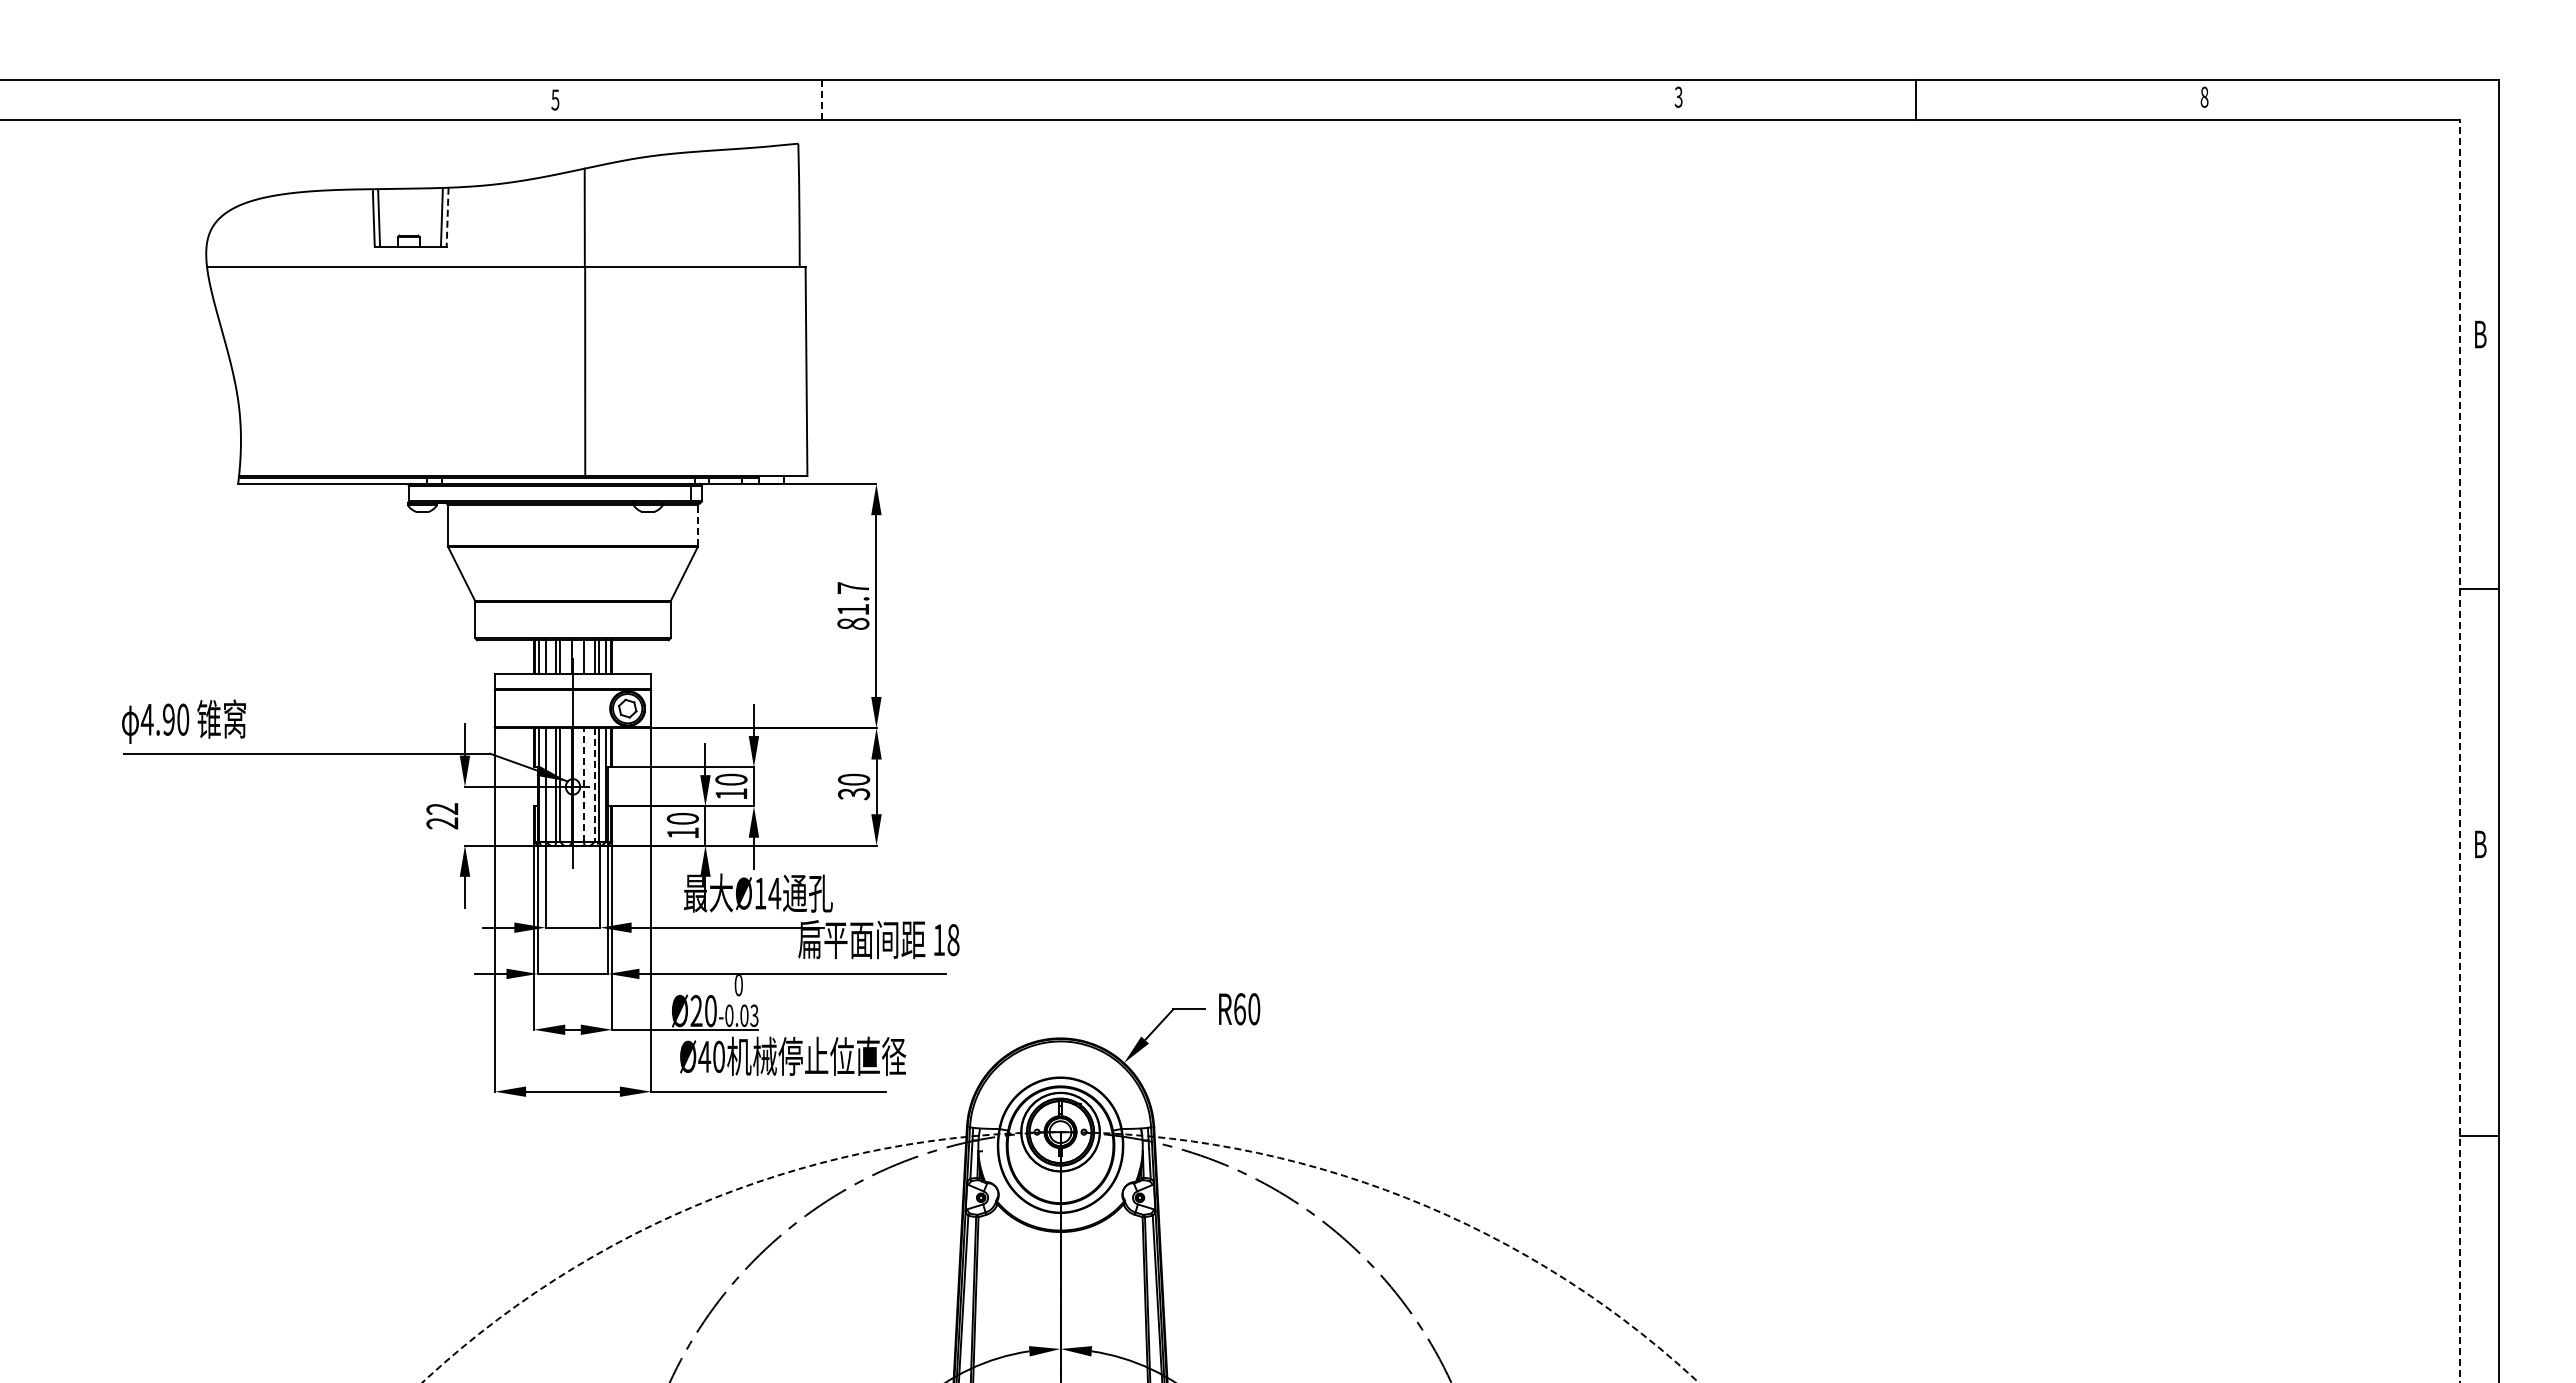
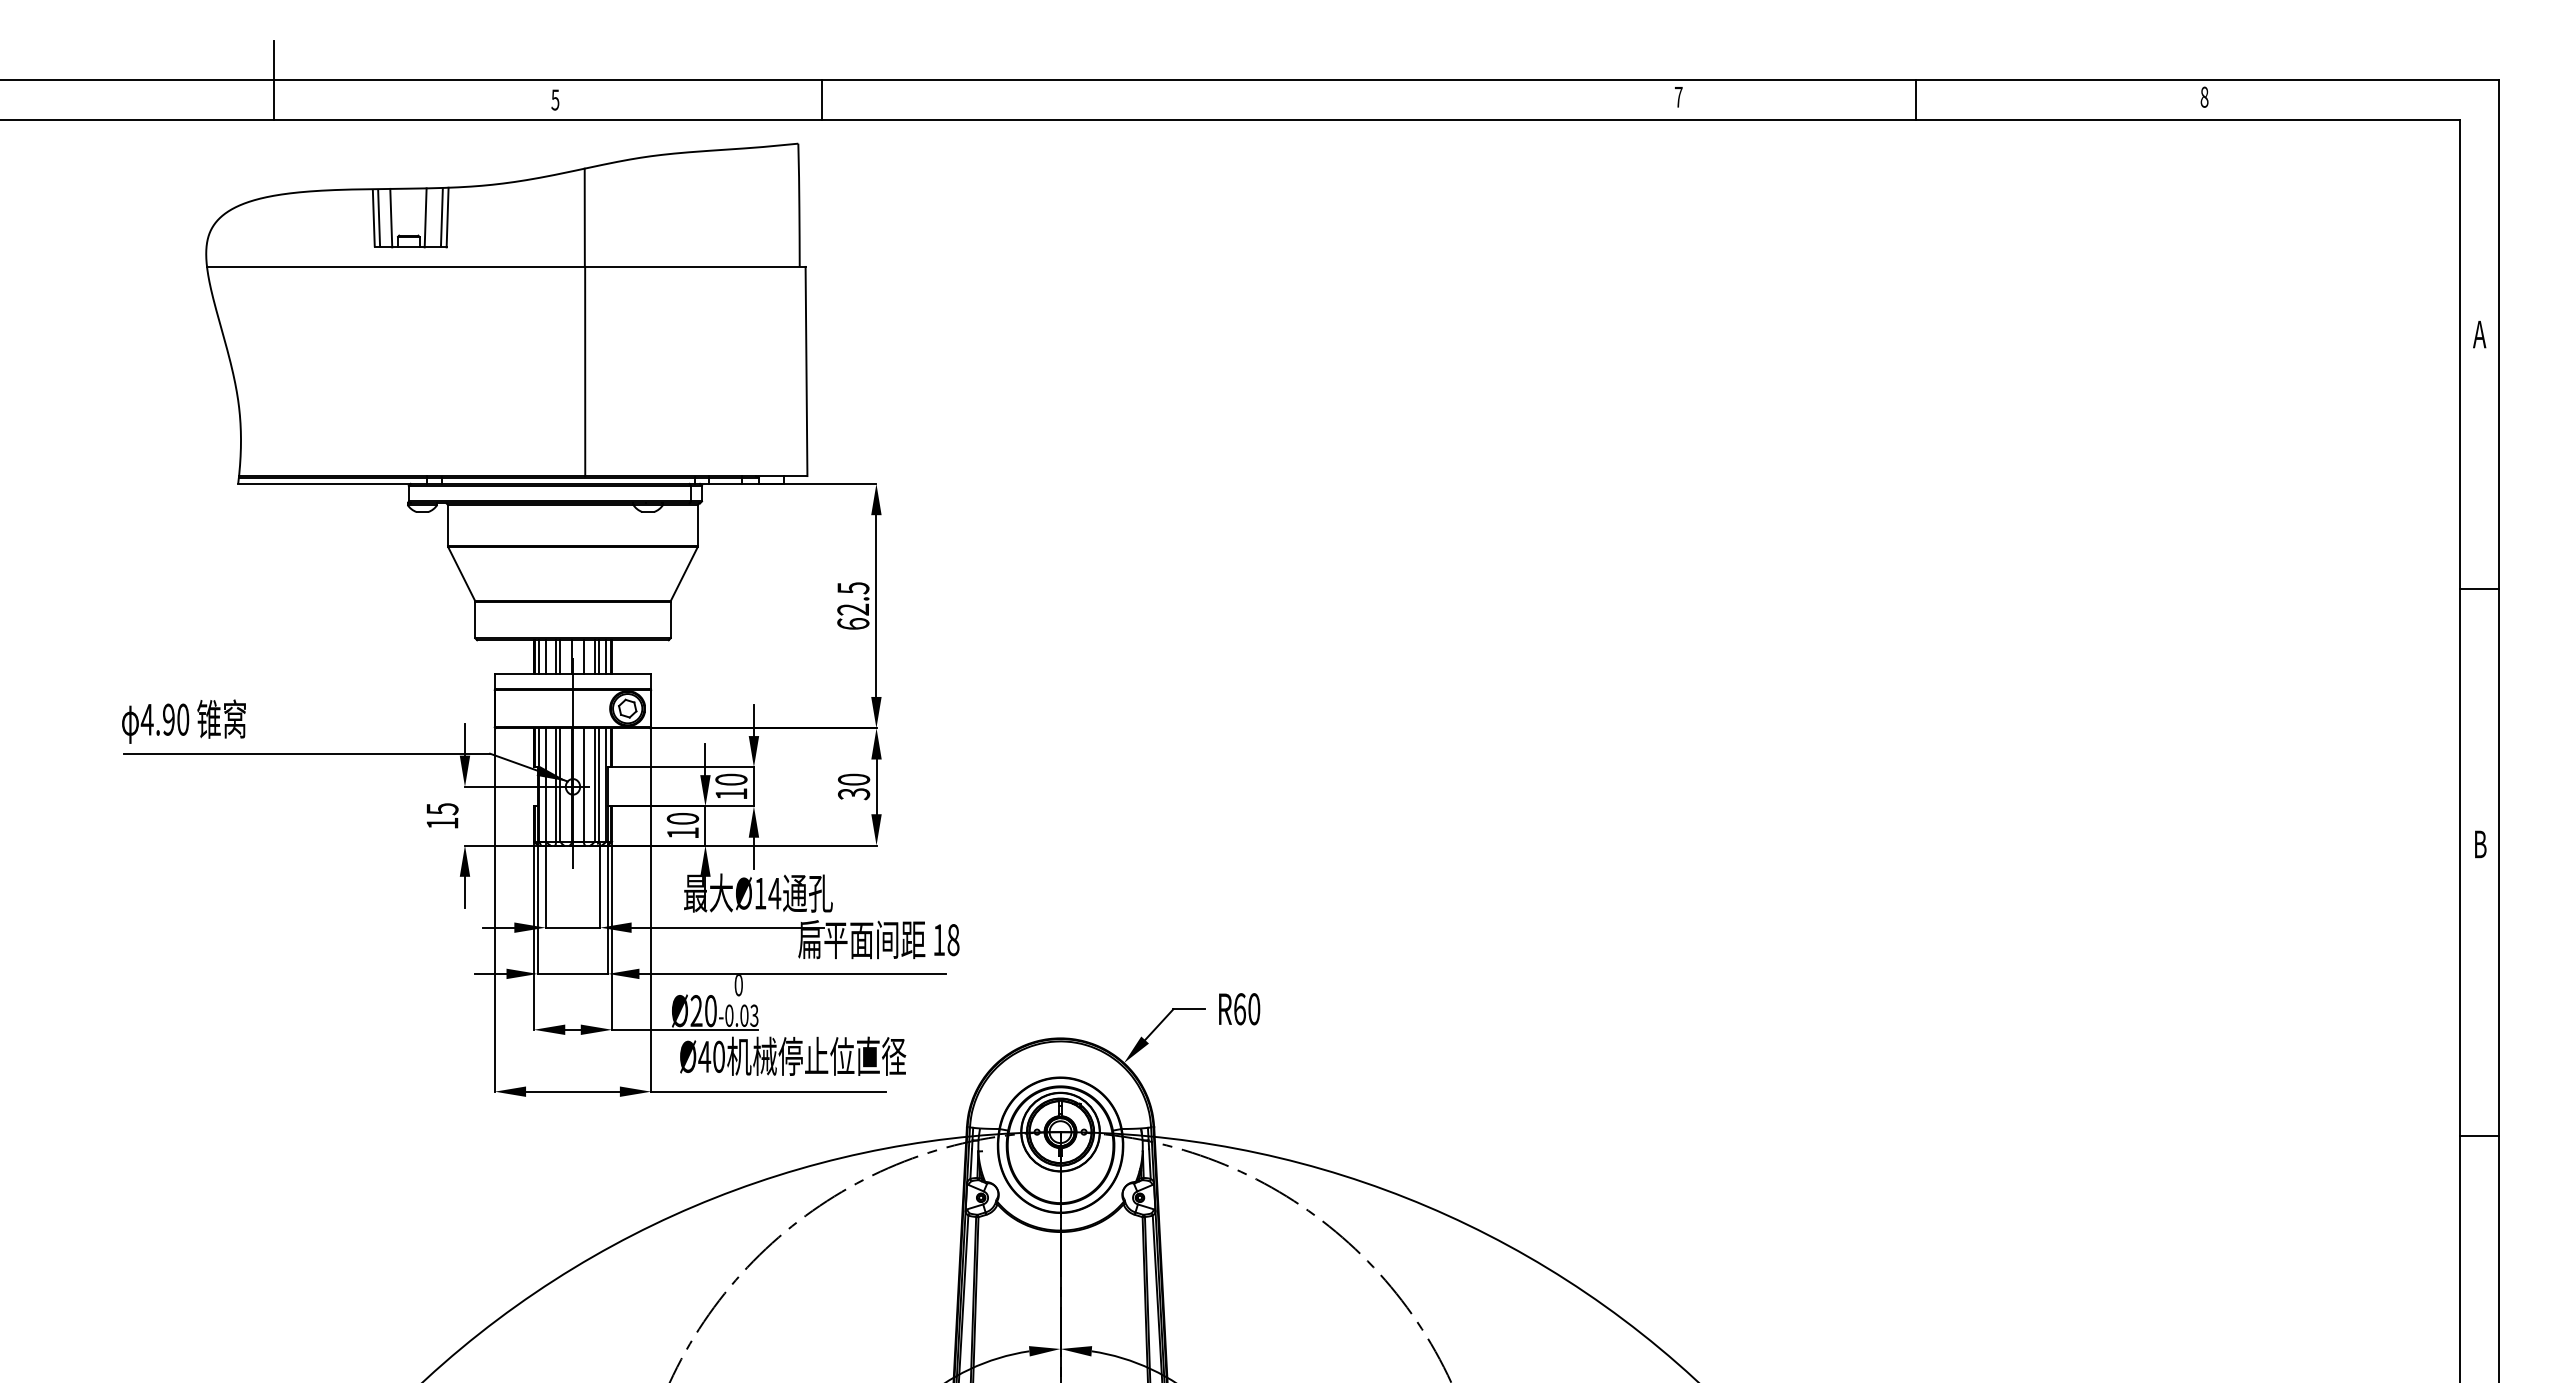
line: none -> present (274, 80)
text: 3 -> 7 (1678, 96)
line: dashed -> solid (821, 100)
line: none -> present (391, 217)
line: none -> present (425, 217)
line: dashed -> solid (447, 217)
text: B -> A (2479, 334)
line: dashed -> solid (698, 524)
text: 81.7 -> 62.5 (853, 605)
line: dashed -> solid (2459, 750)
line: dashed -> solid (583, 784)
line: dashed -> solid (594, 784)
text: 22 -> 15 (442, 816)
arc: dashed -> solid (1060, 1132)
